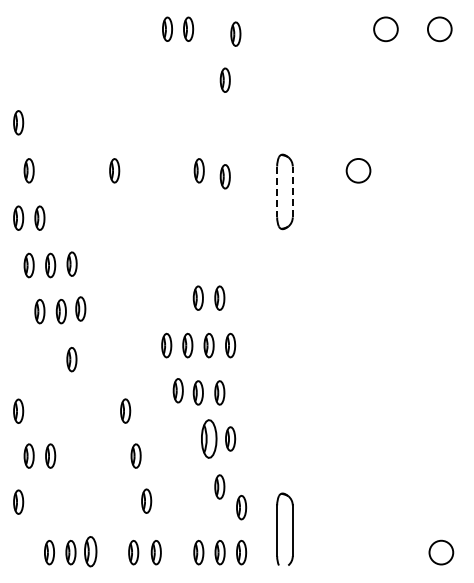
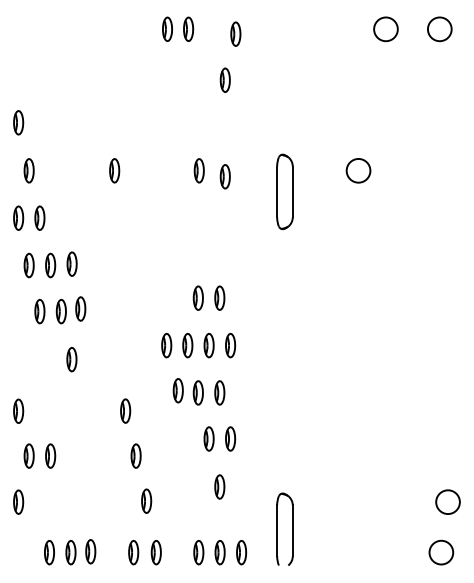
line: dashed -> solid (292, 191)
line: dashed -> solid (277, 192)
part size: 17x40 px -> 12x26 px (208, 438)
circle: none -> present (447, 501)
part: present -> none (241, 507)
part size: 14x32 px -> 12x26 px (90, 551)
